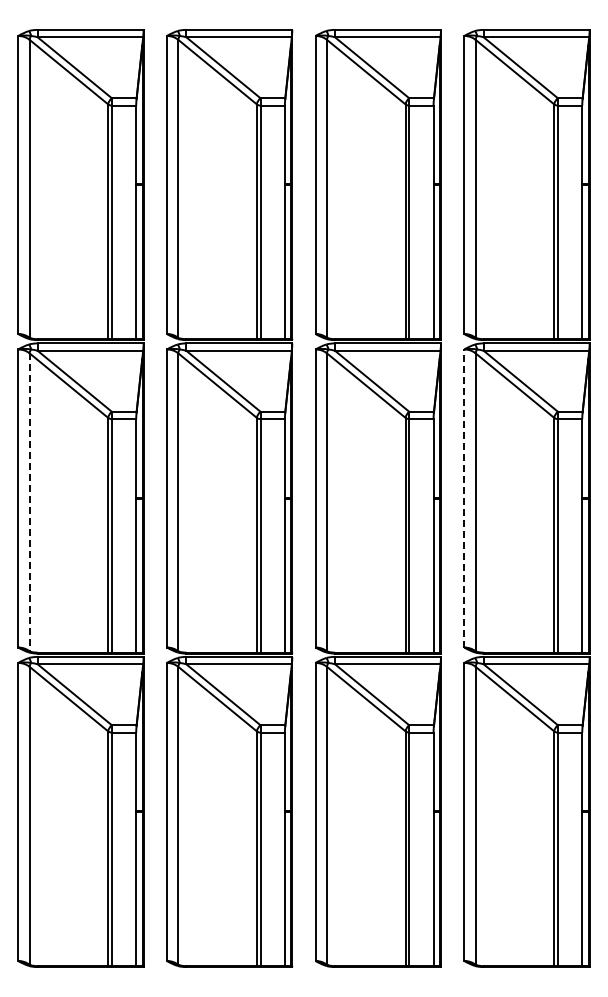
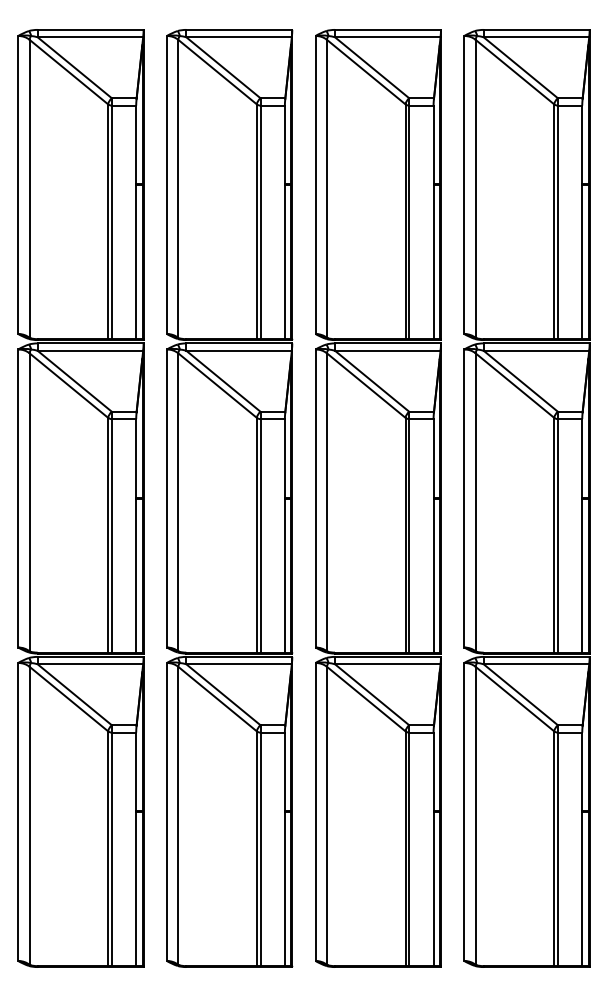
line: dashed -> solid (464, 498)
line: dashed -> solid (29, 502)
